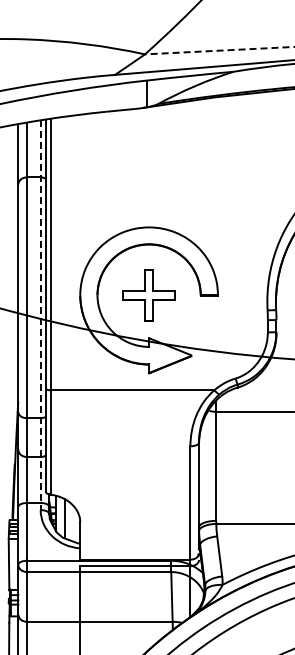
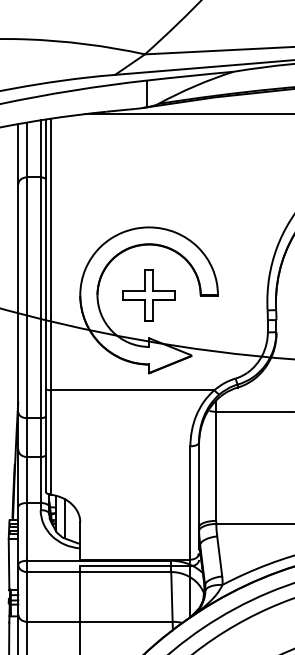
line: dashed -> solid (219, 50)
line: none -> present (187, 114)
line: dashed -> solid (40, 315)
